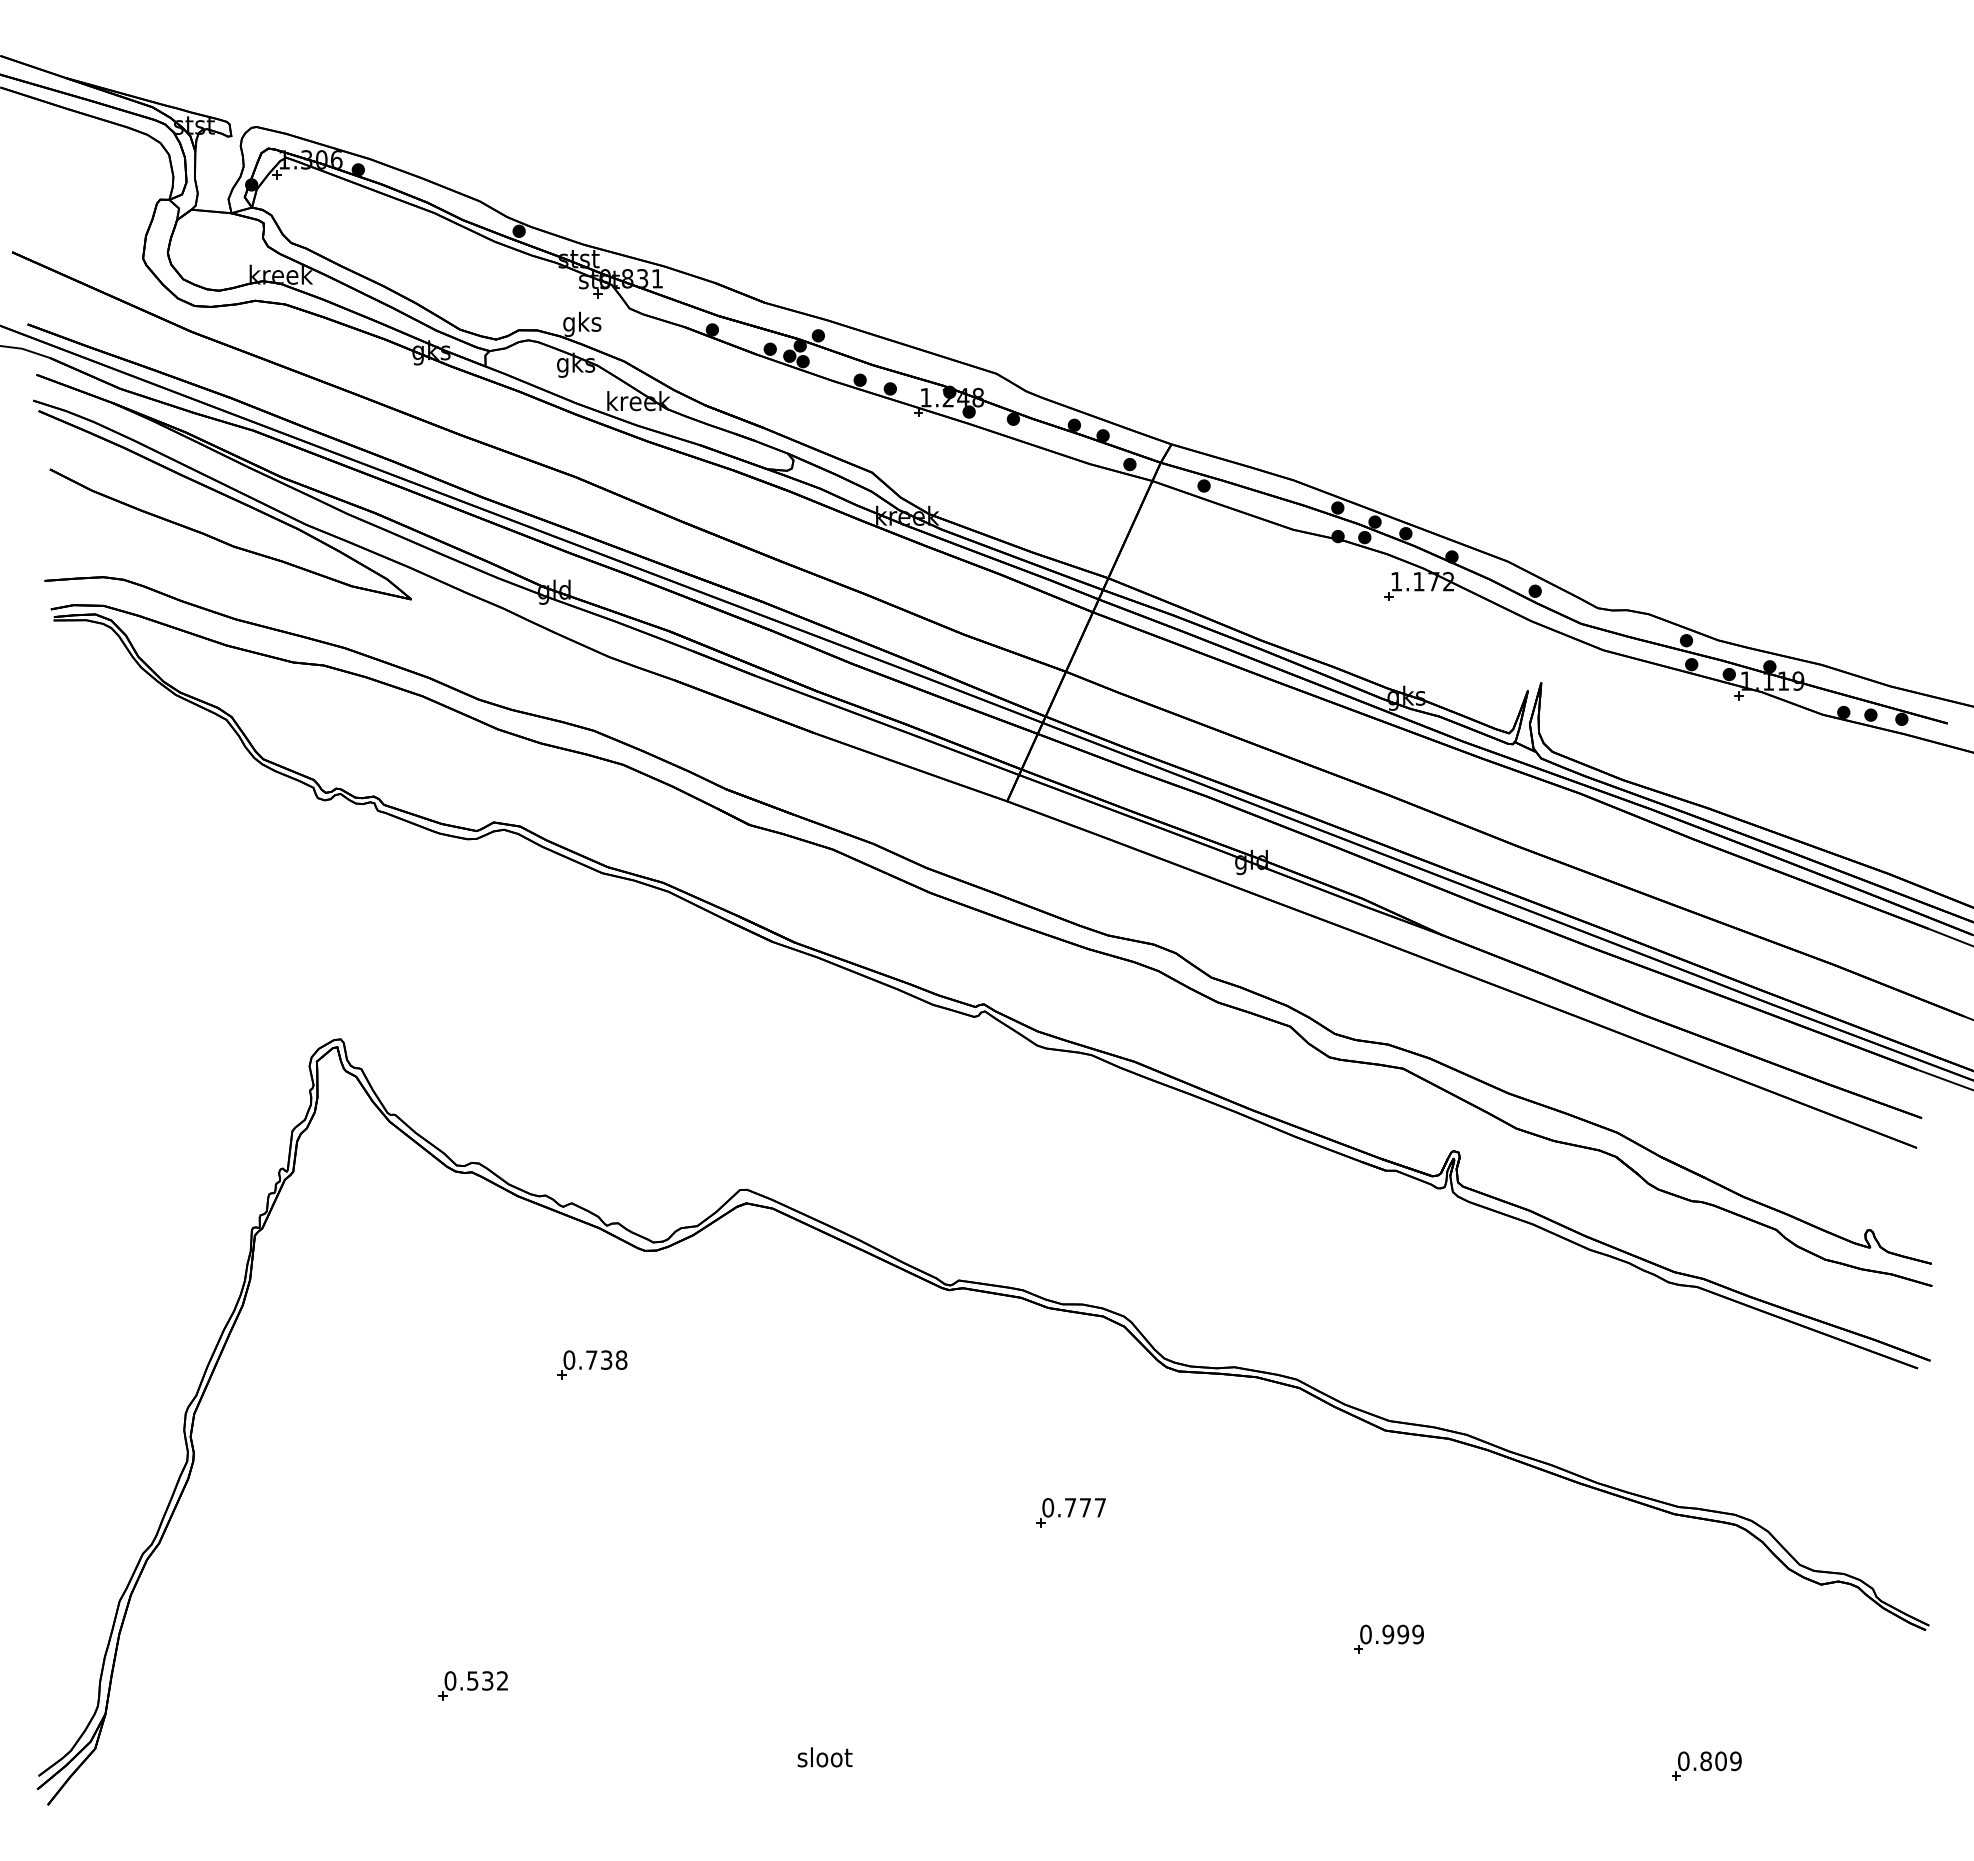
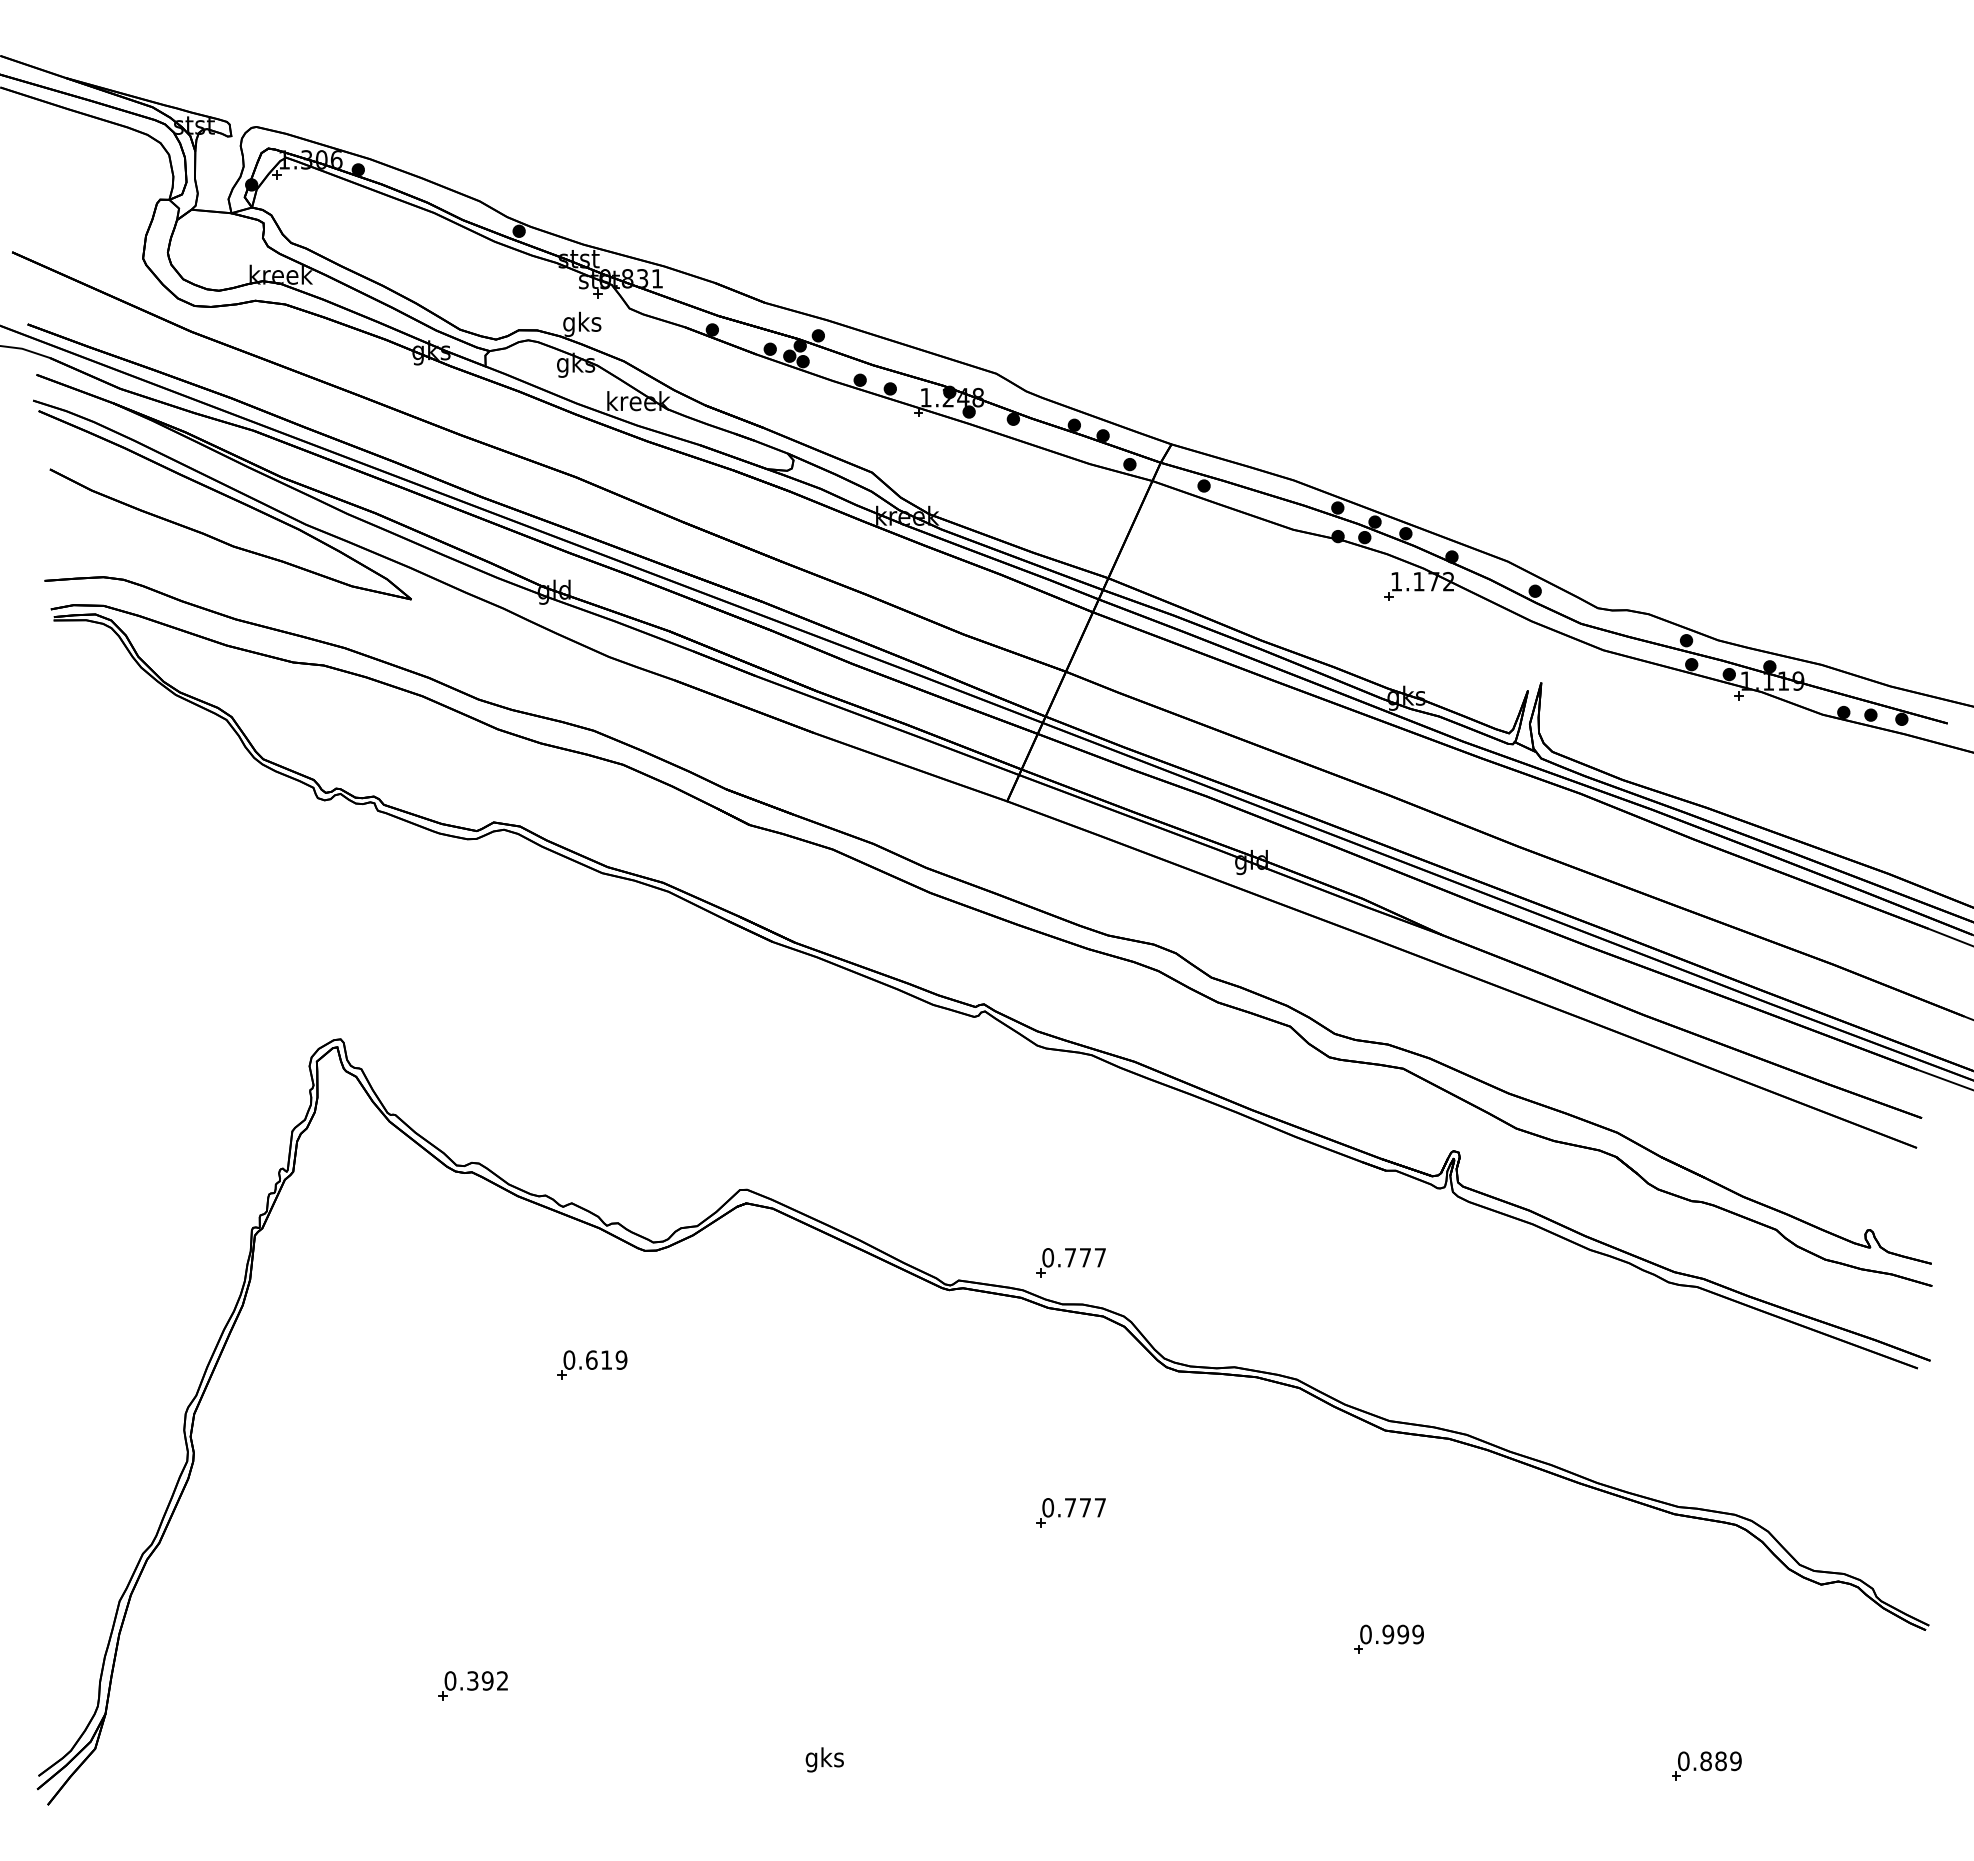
part: none -> present (1070, 1262)
text: 0.738 -> 0.619 (606, 1359)
text: 0.532 -> 0.392 (480, 1680)
text: sloot -> gks (824, 1759)
text: 0.809 -> 0.889 (1720, 1760)
